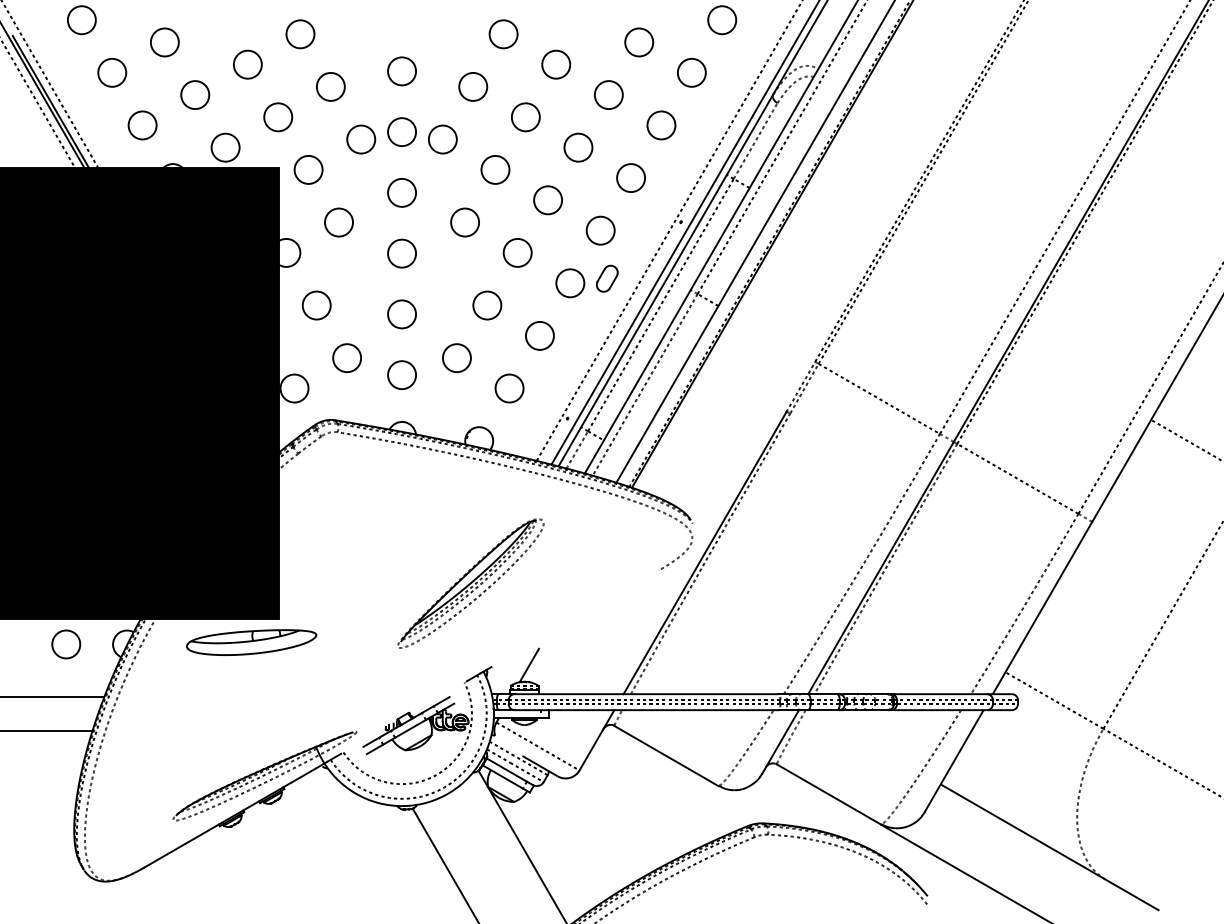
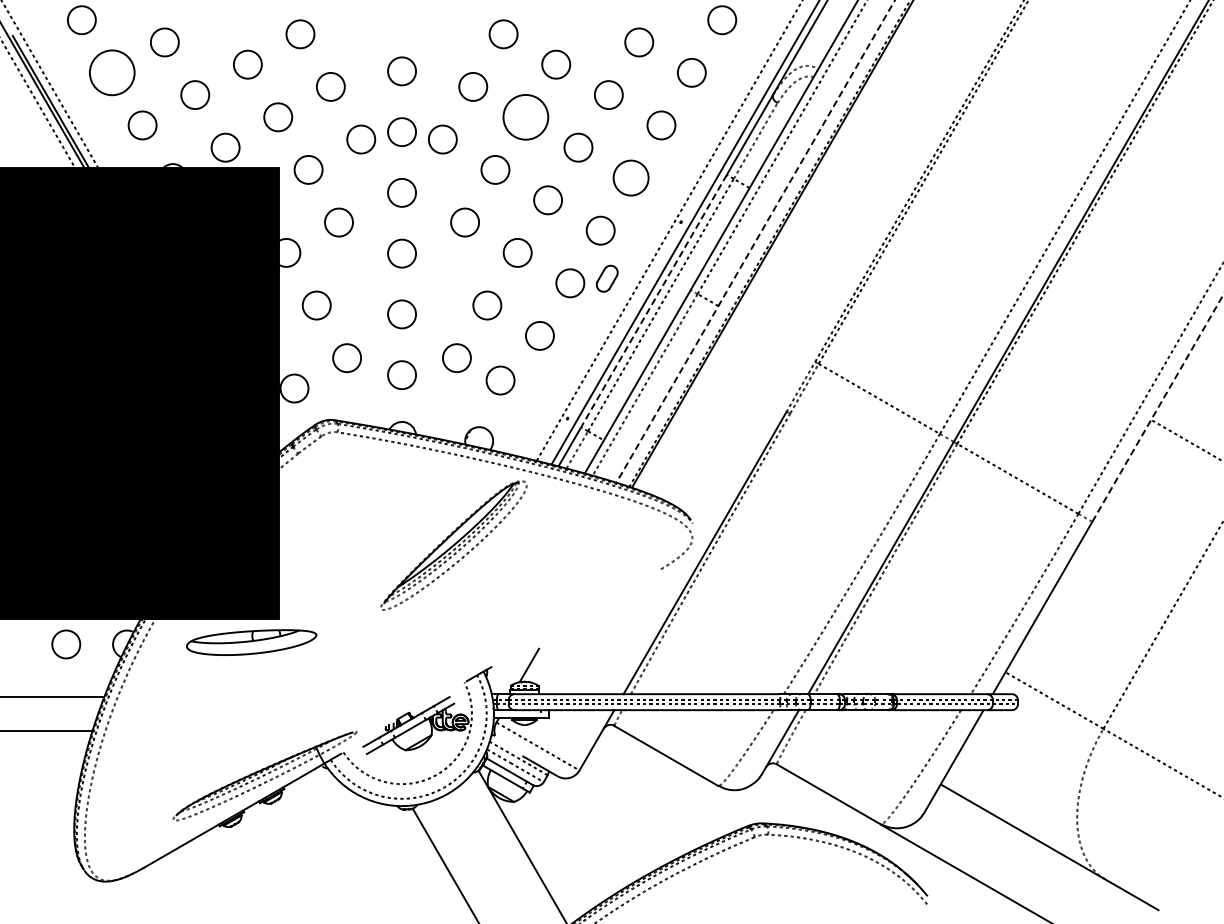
circle diameter: 28 px -> 45 px (111, 72)
circle diameter: 28 px -> 45 px (525, 116)
circle size: 30x30 px -> 38x38 px (630, 177)
line: solid -> dashed (755, 242)
line: solid -> dashed (654, 301)
circle position: (509, 388) -> (500, 380) (500, 380)
line: solid -> dashed (1158, 407)
part position: (470, 583) -> (453, 545) (453, 545)
